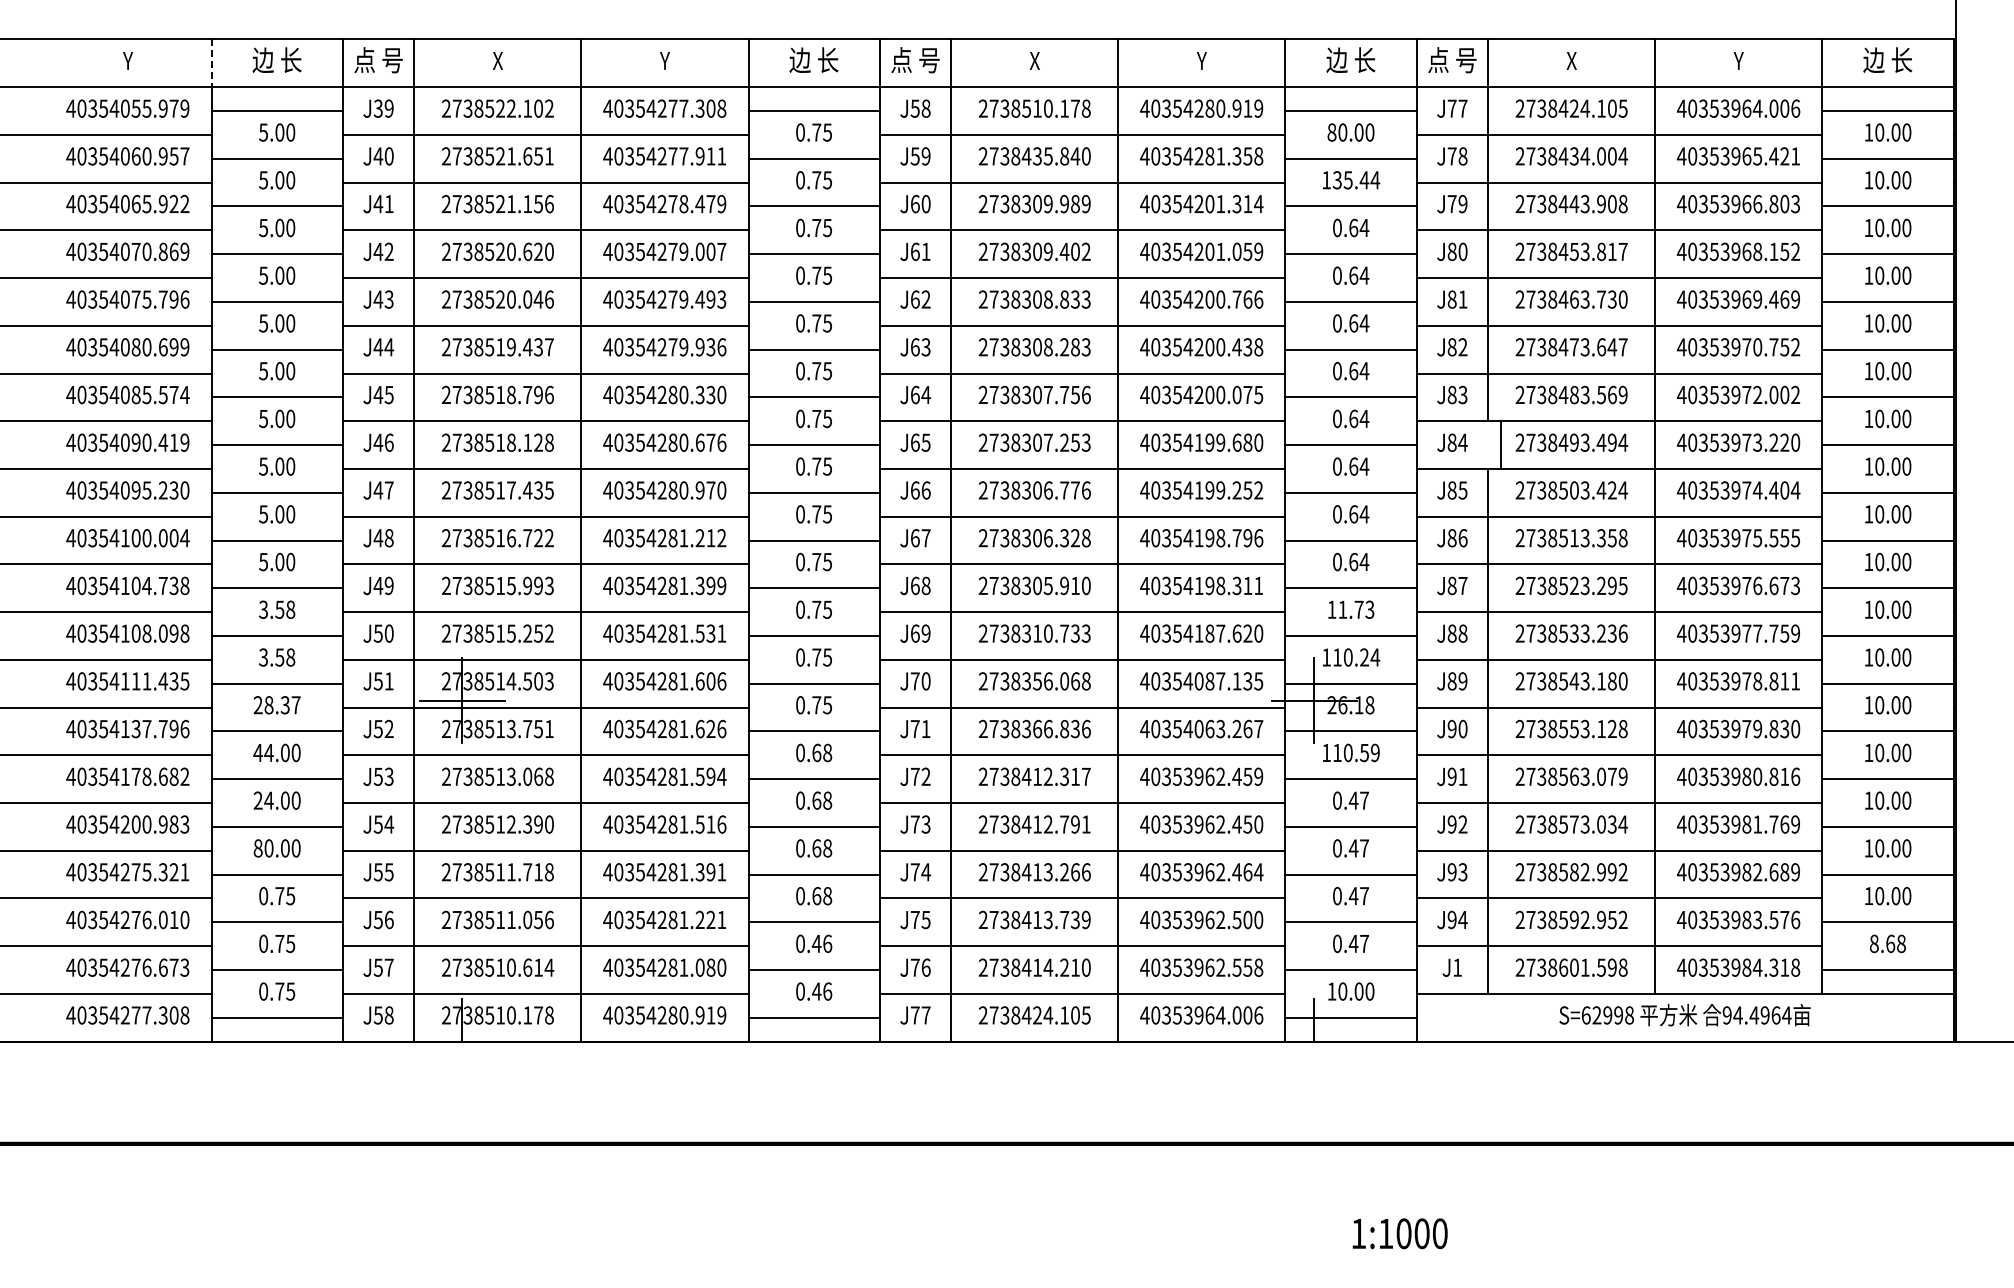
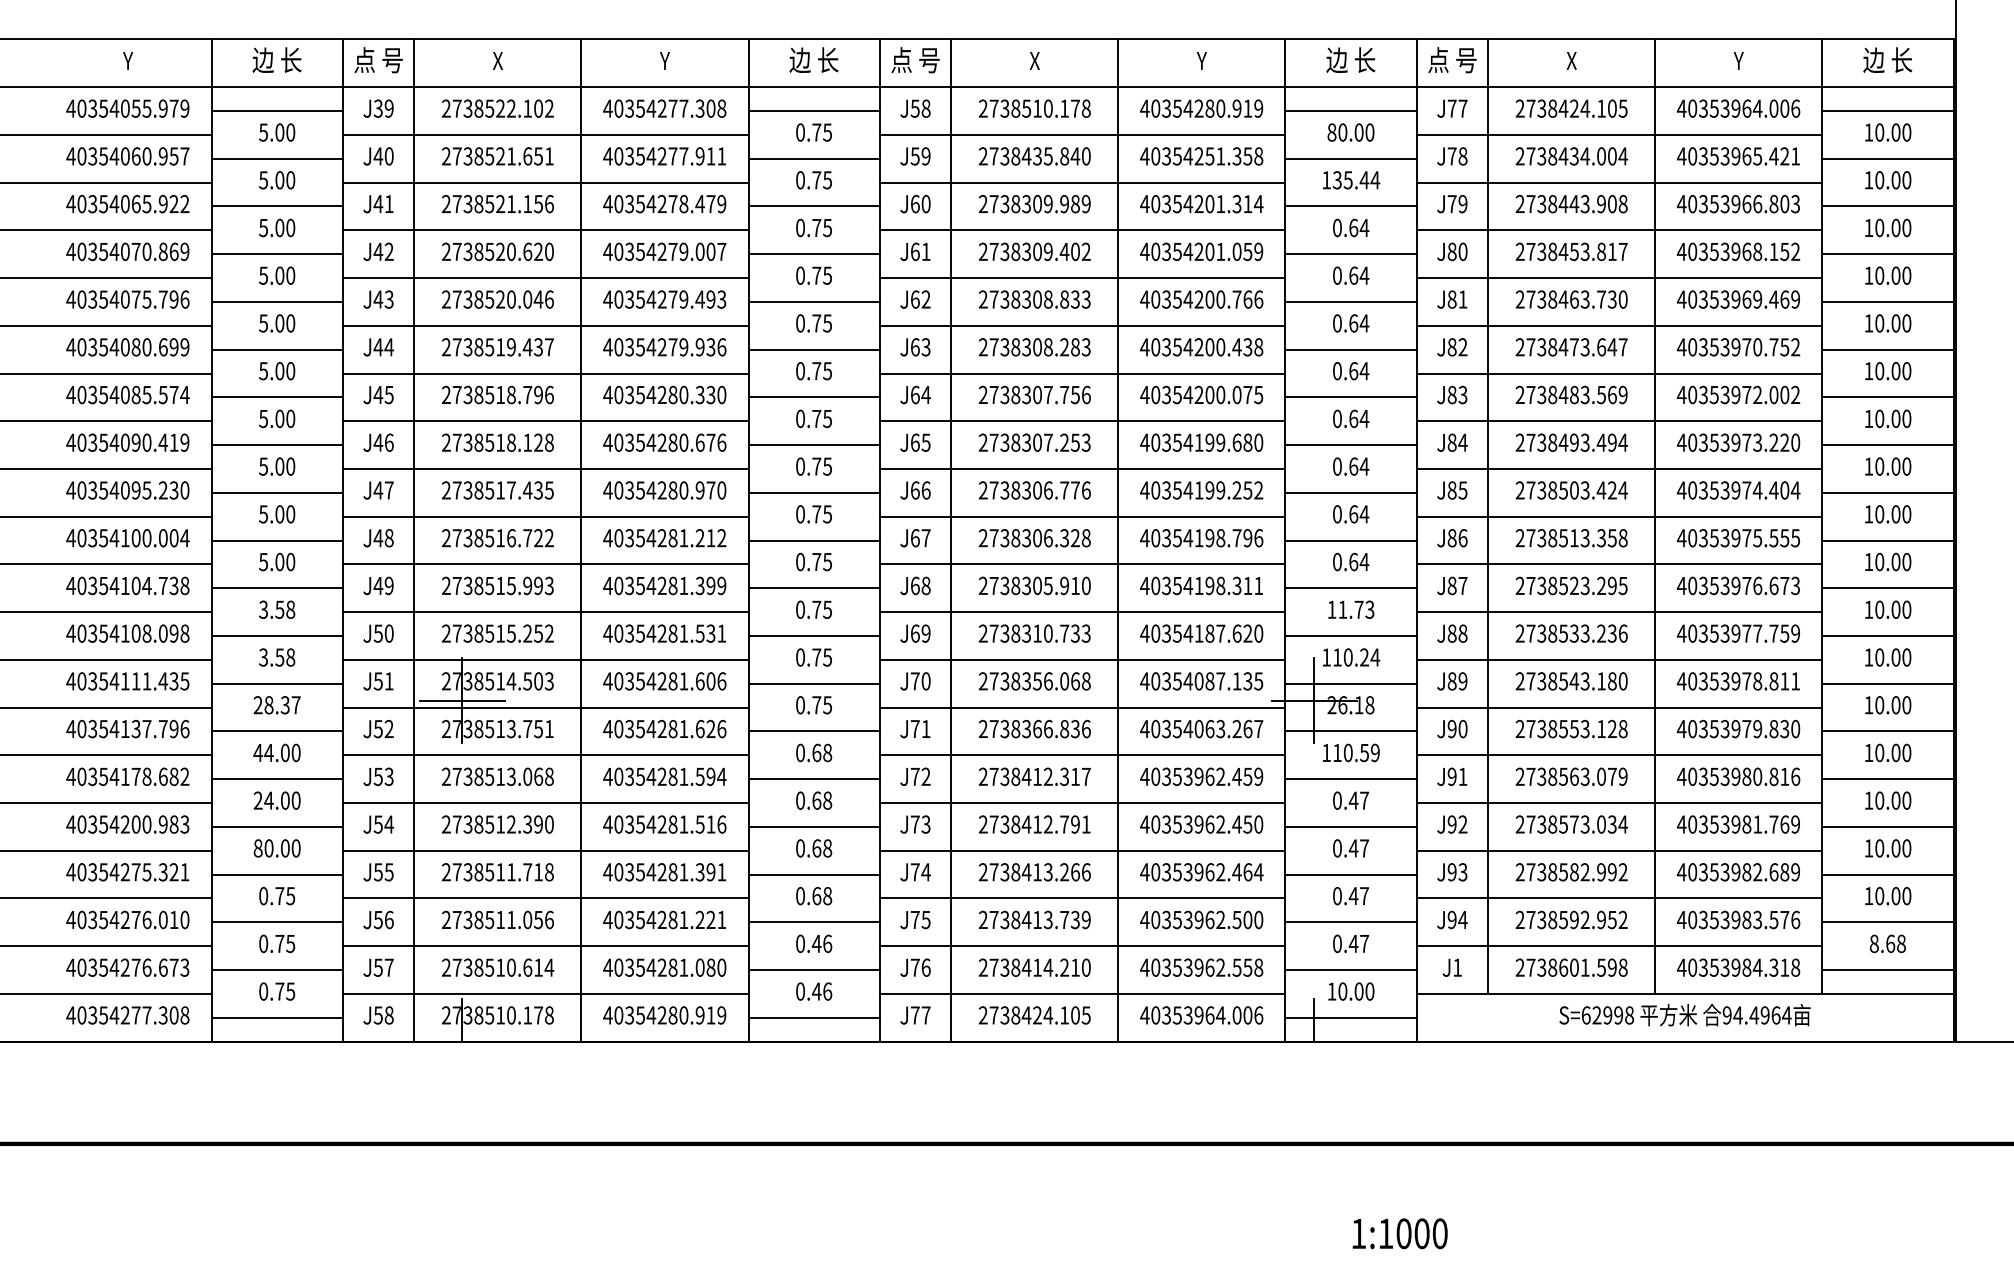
line: dashed -> solid (211, 63)
text: 40354281.358 -> 40354251.358 (1209, 156)
line position: (1501, 444) -> (1488, 444) (1488, 444)
